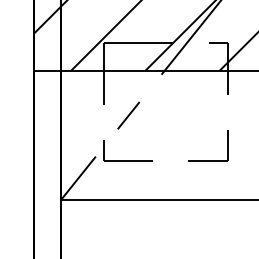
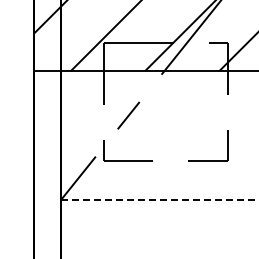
line: solid -> dashed (159, 200)
